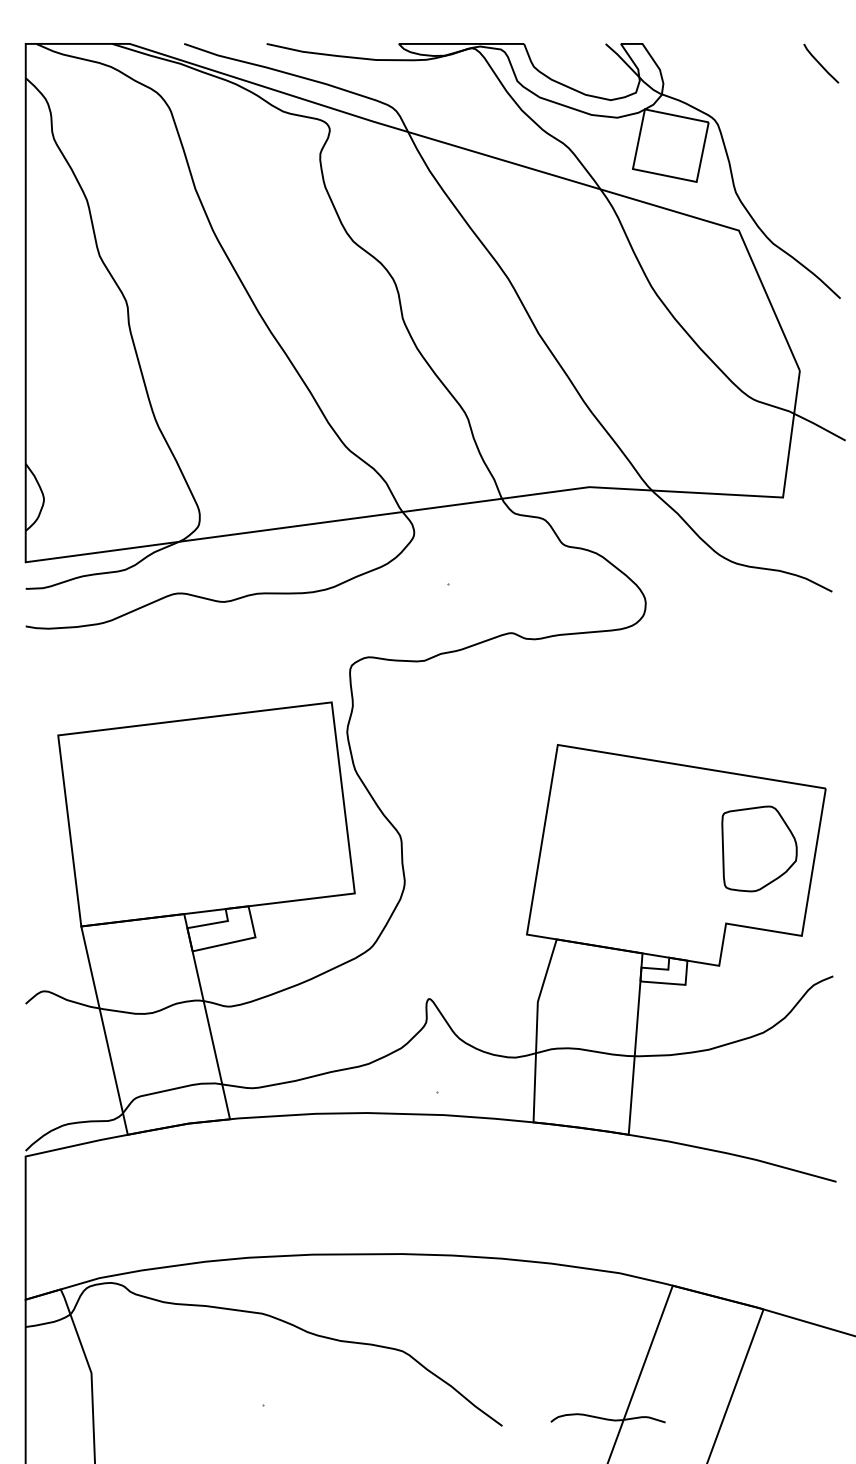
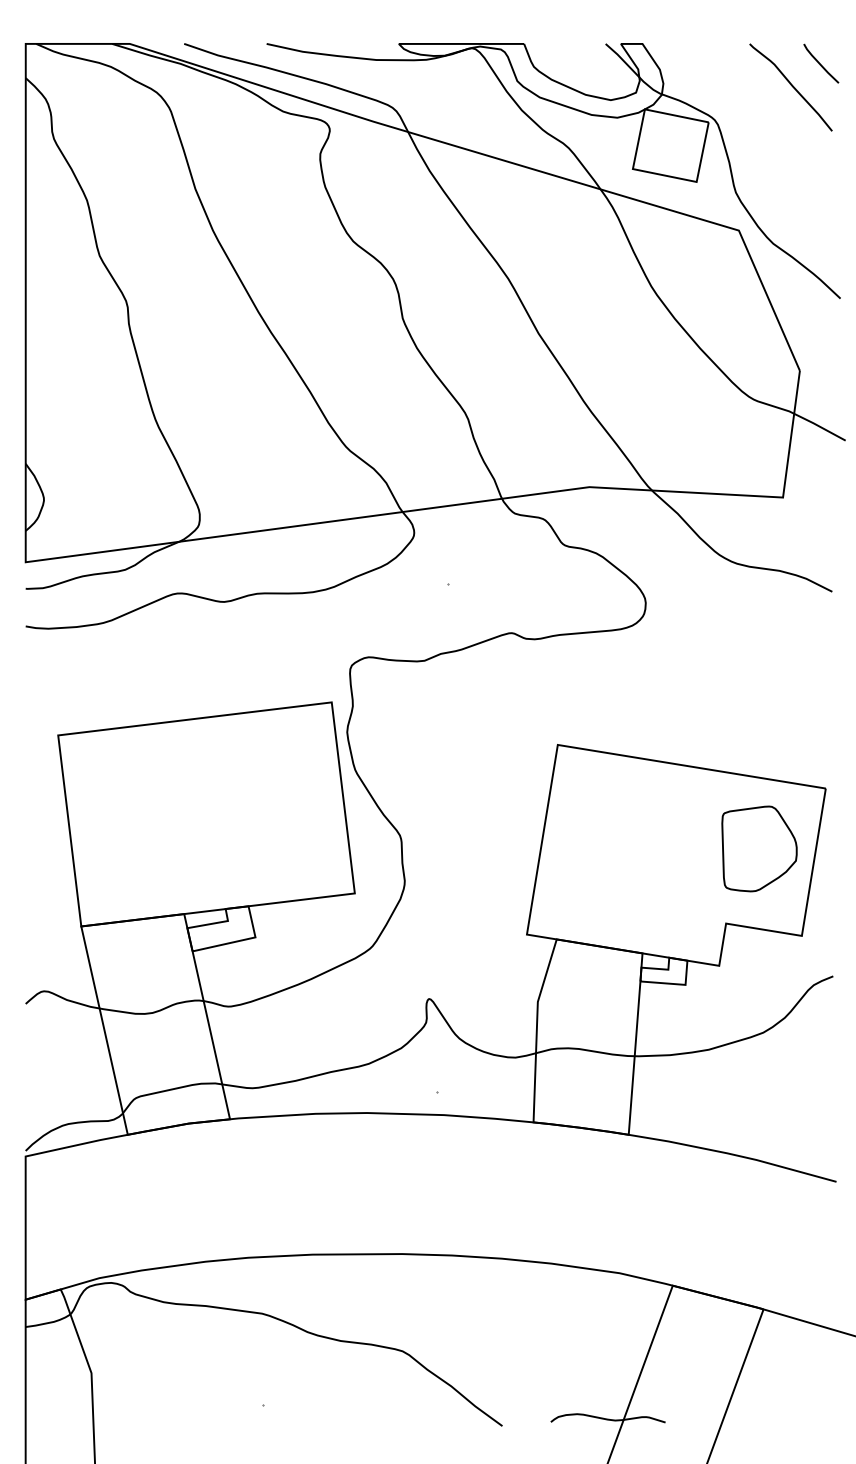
curve: none -> present (791, 86)
